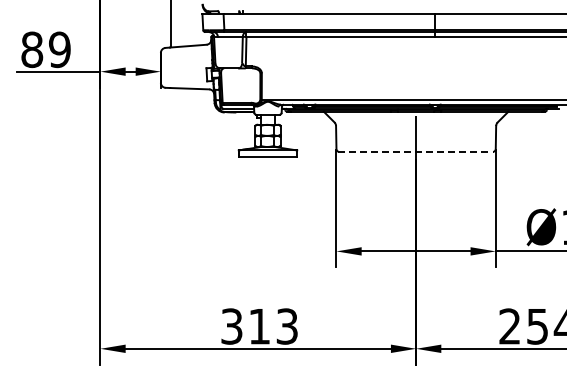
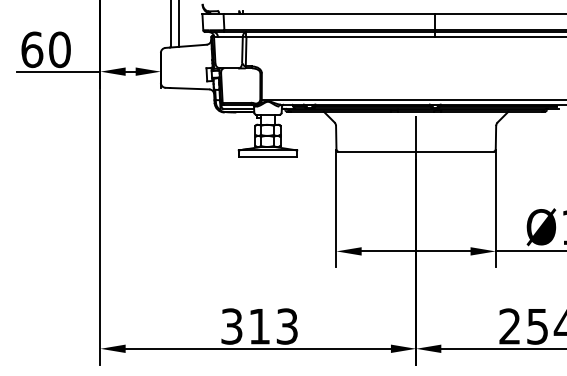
line: none -> present (179, 24)
text: 89 -> 60 (45, 49)
line: dashed -> solid (416, 151)
